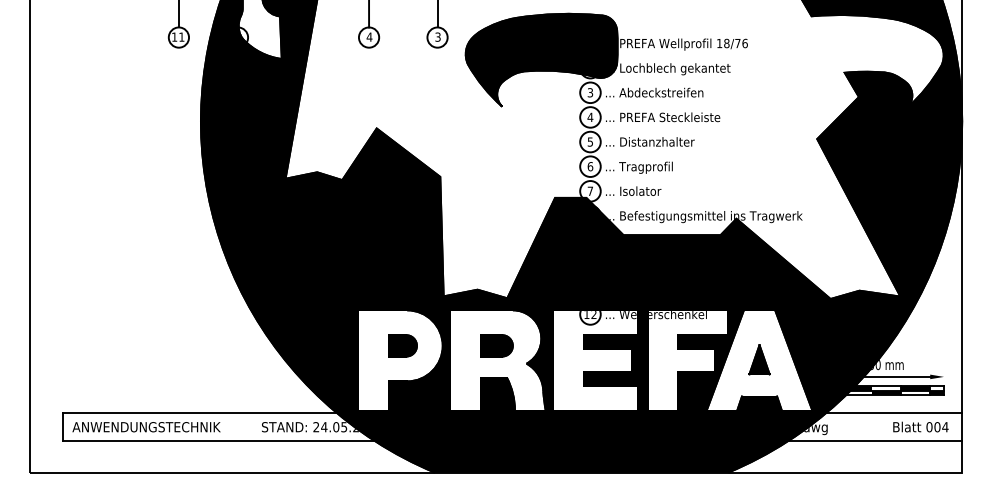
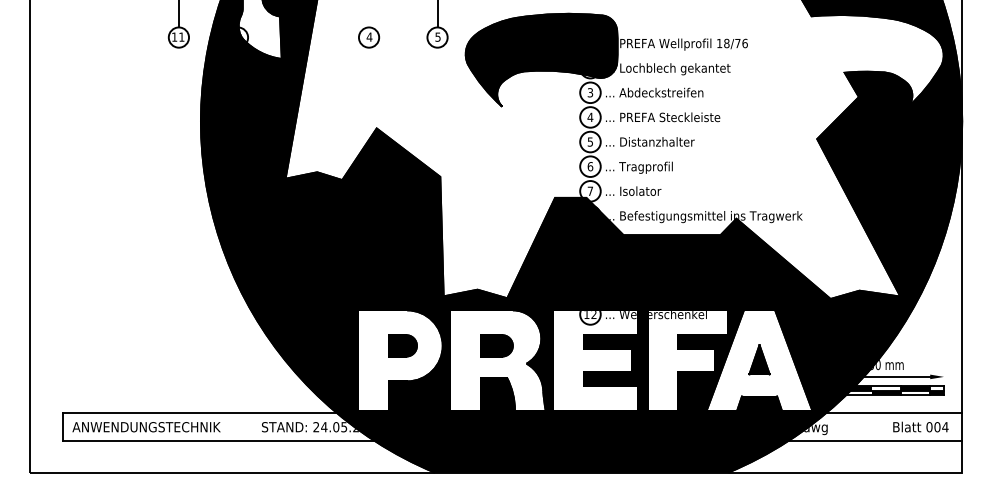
line: present -> none (369, 14)
text: 3 -> 5 (437, 36)
